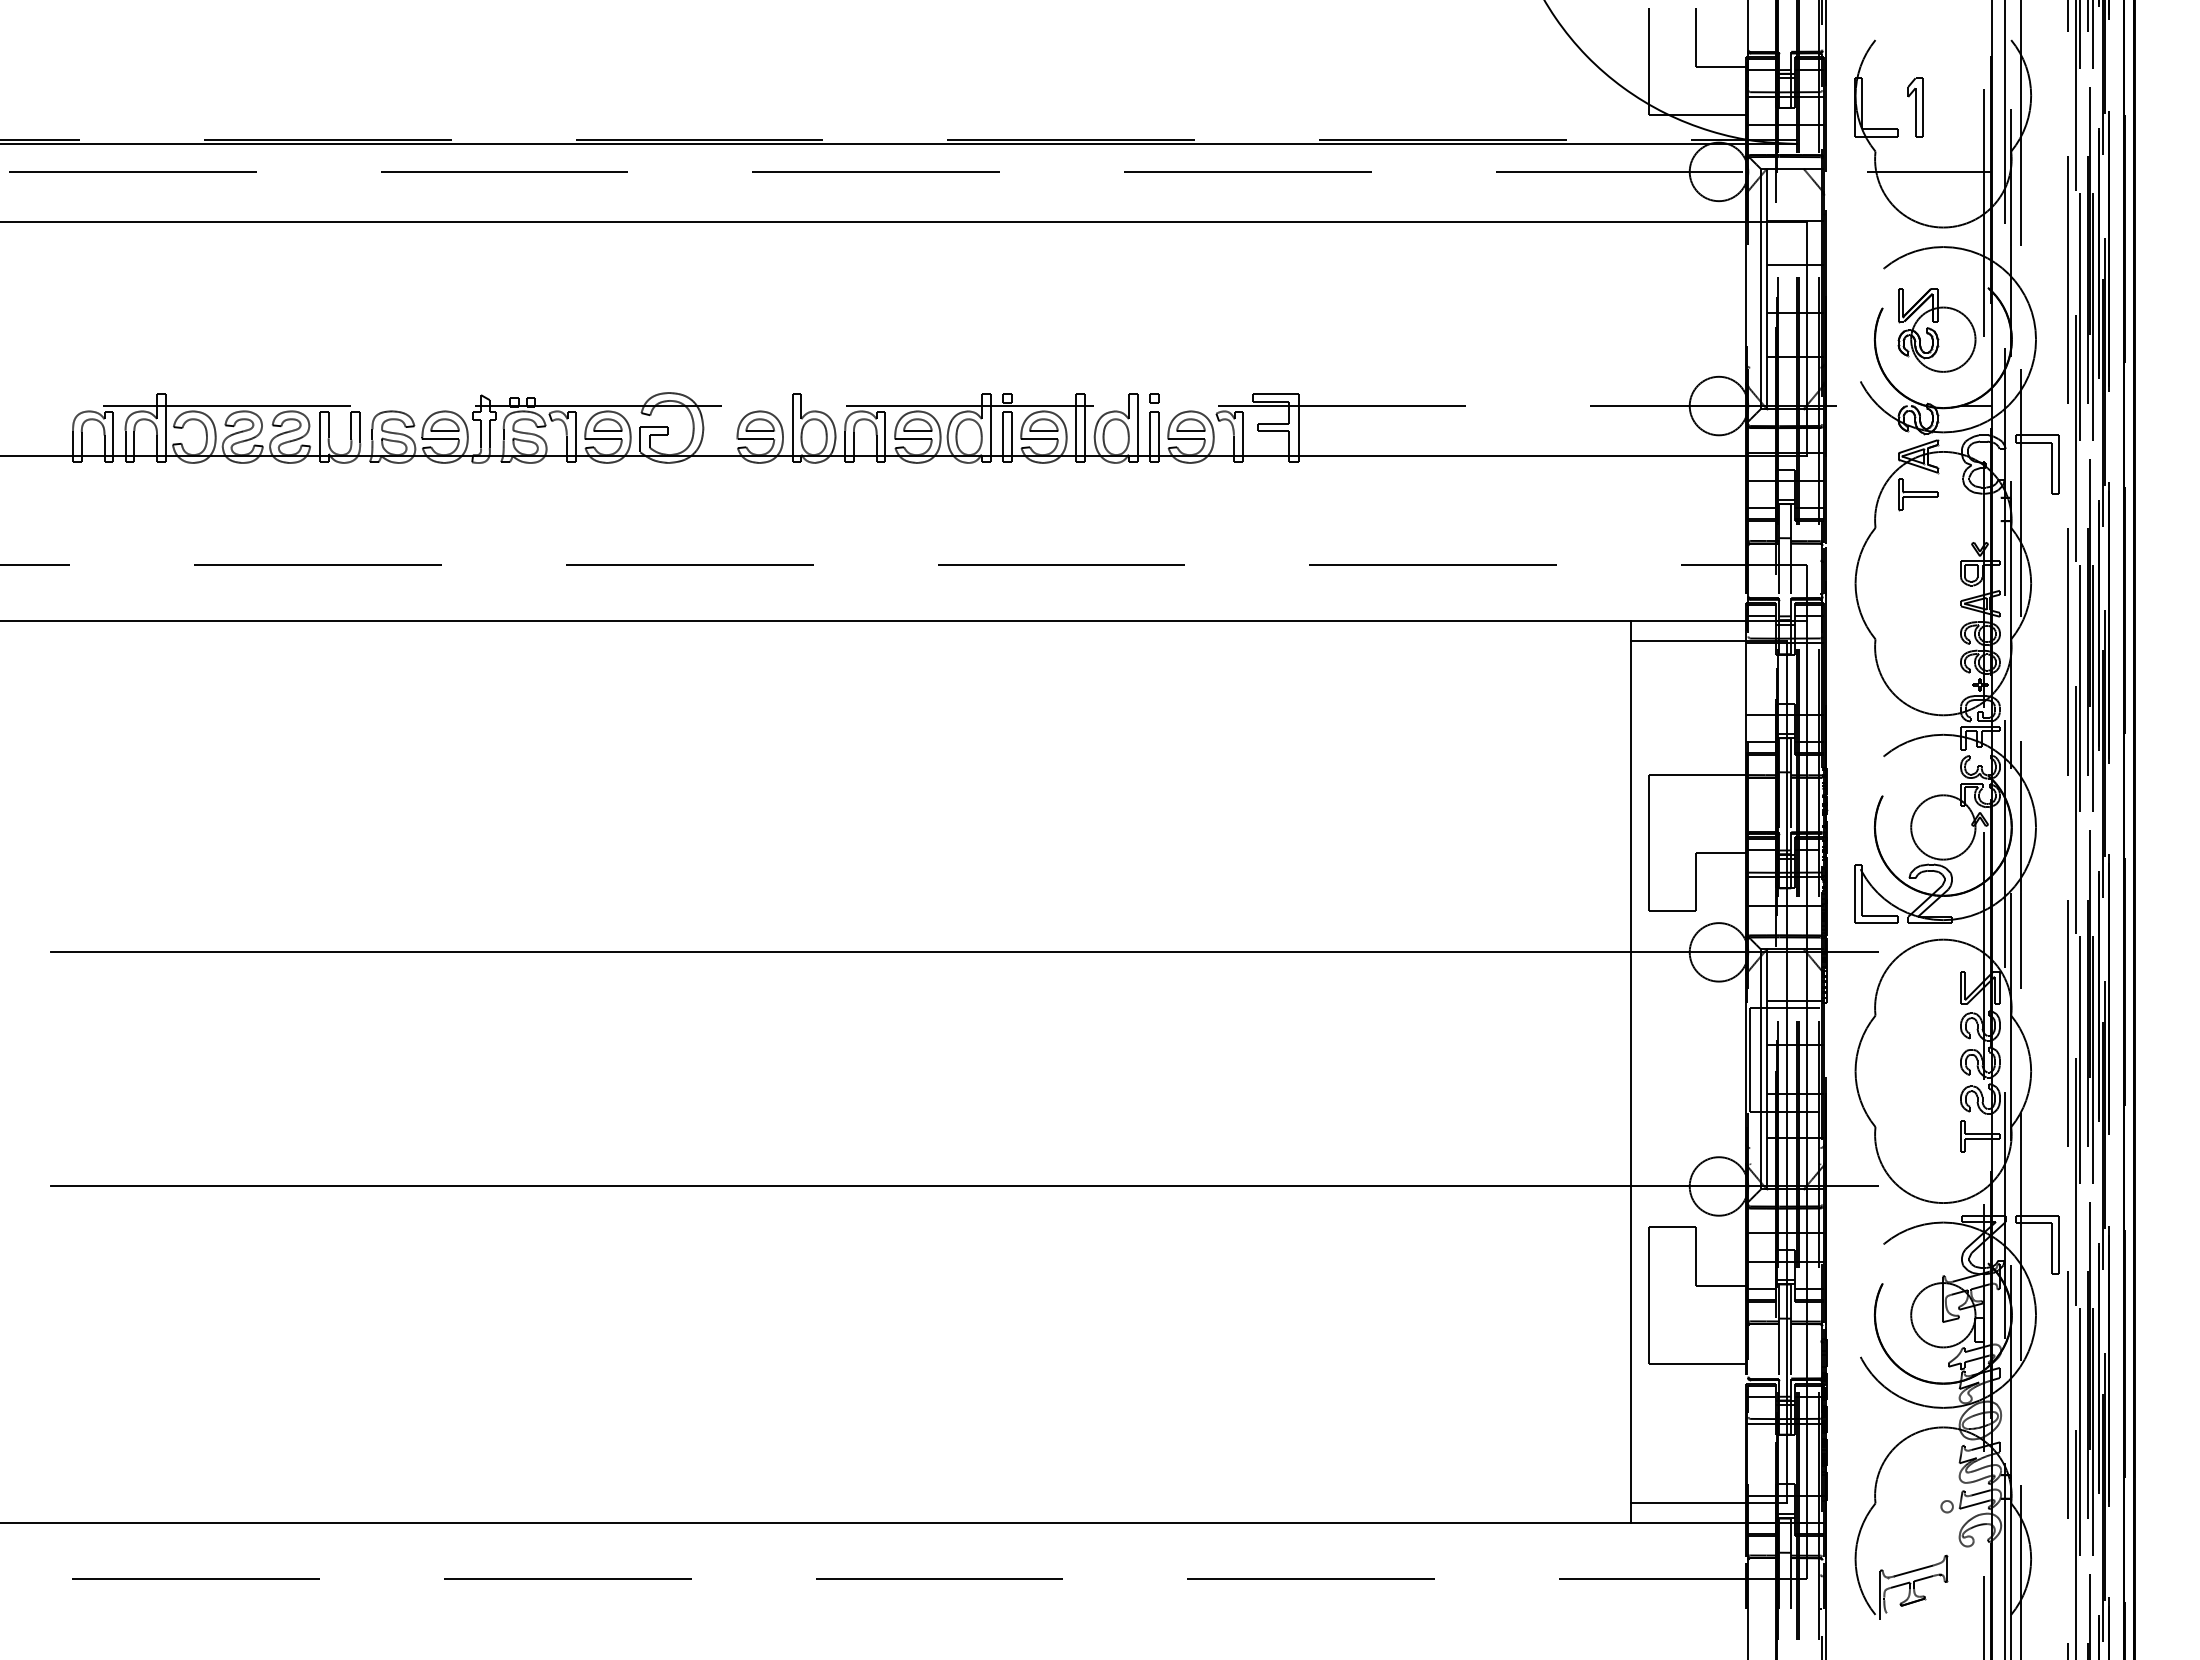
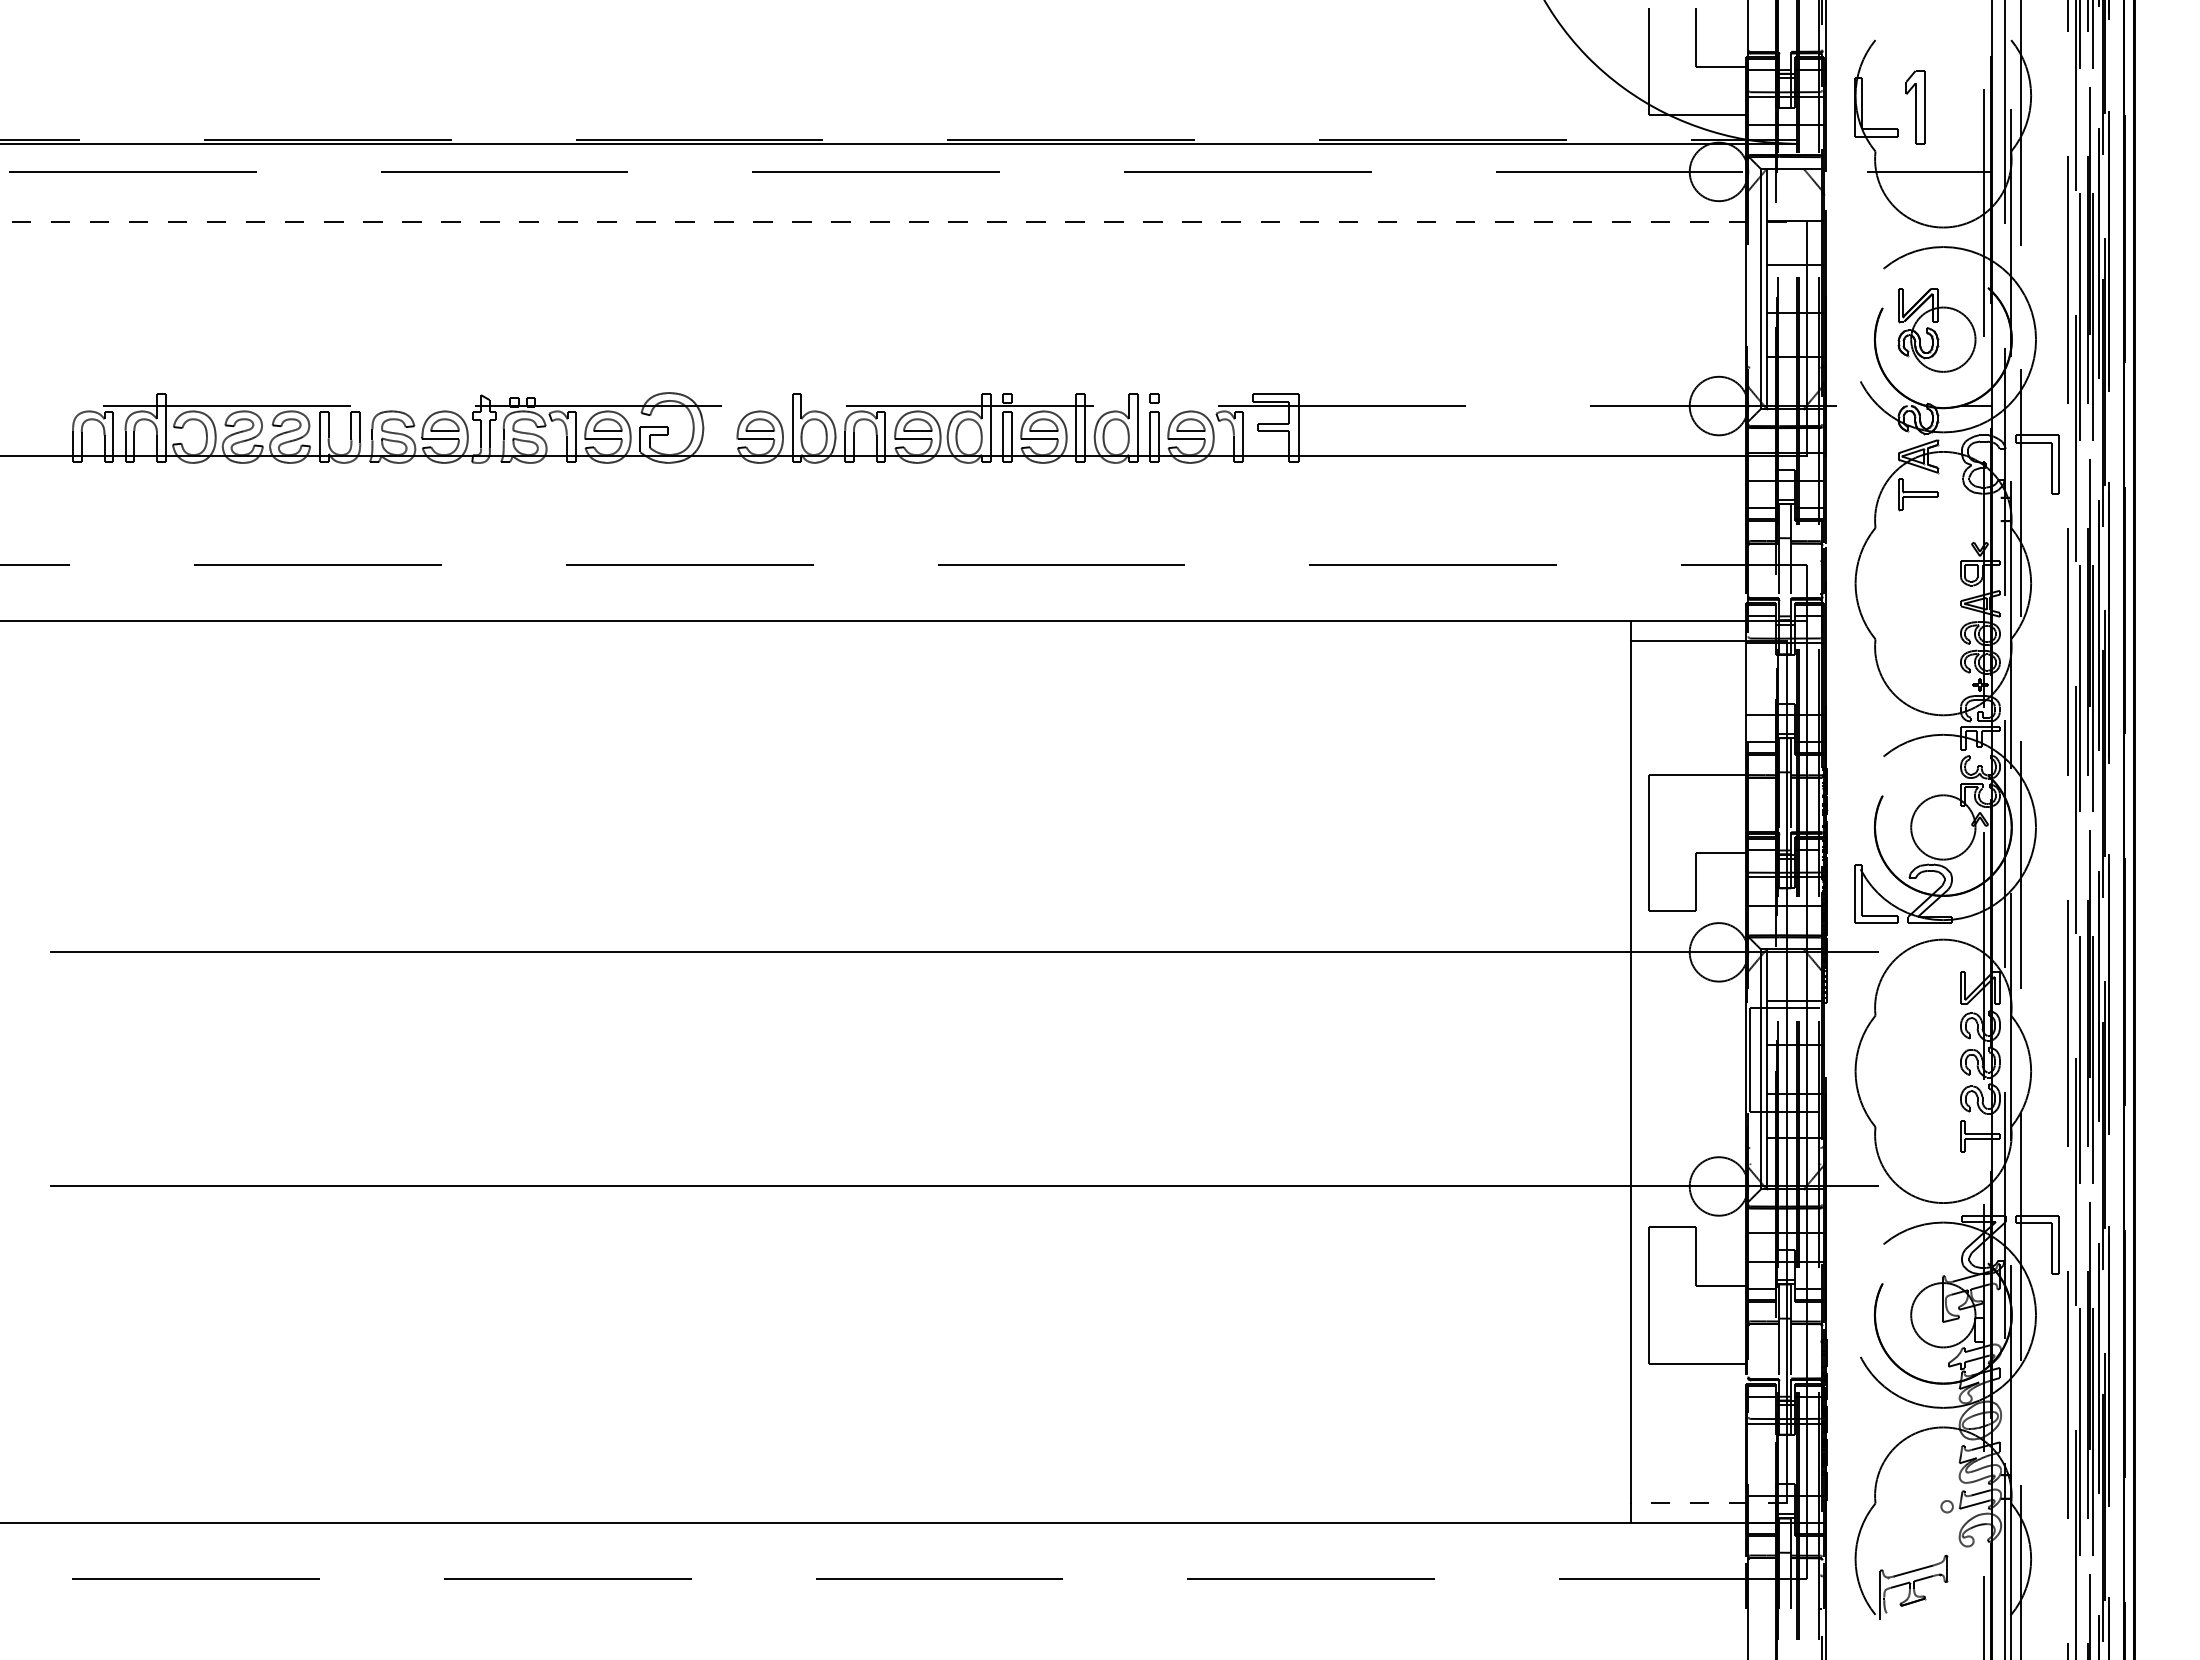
part size: 17x61 px -> 21x75 px (1915, 107)
line: solid -> dashed (903, 221)
line: solid -> dashed (1708, 1503)
